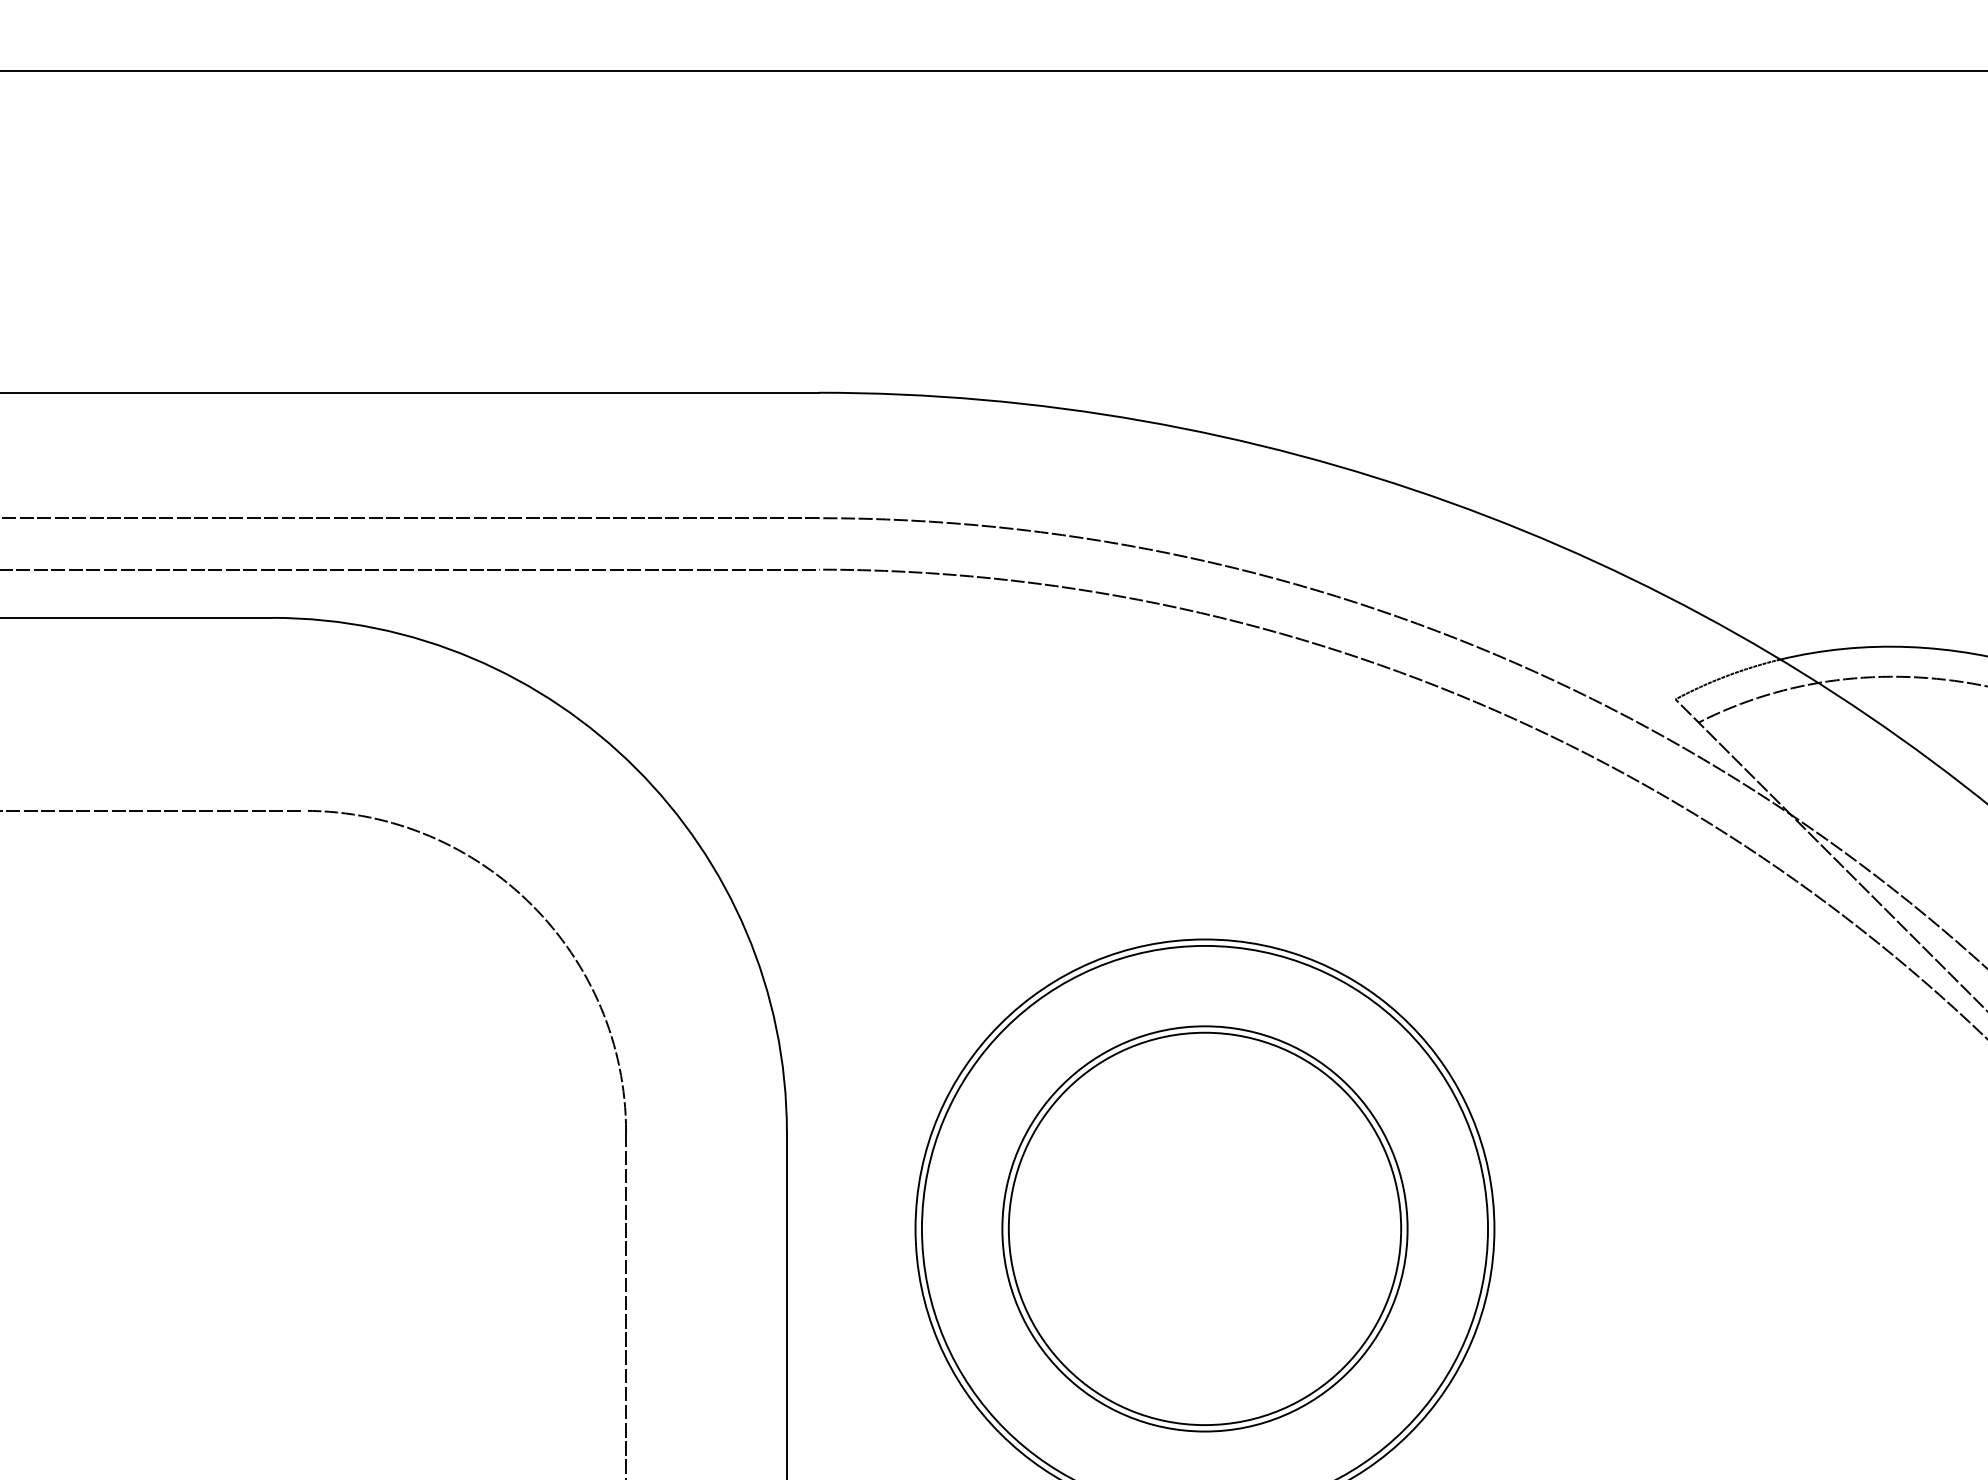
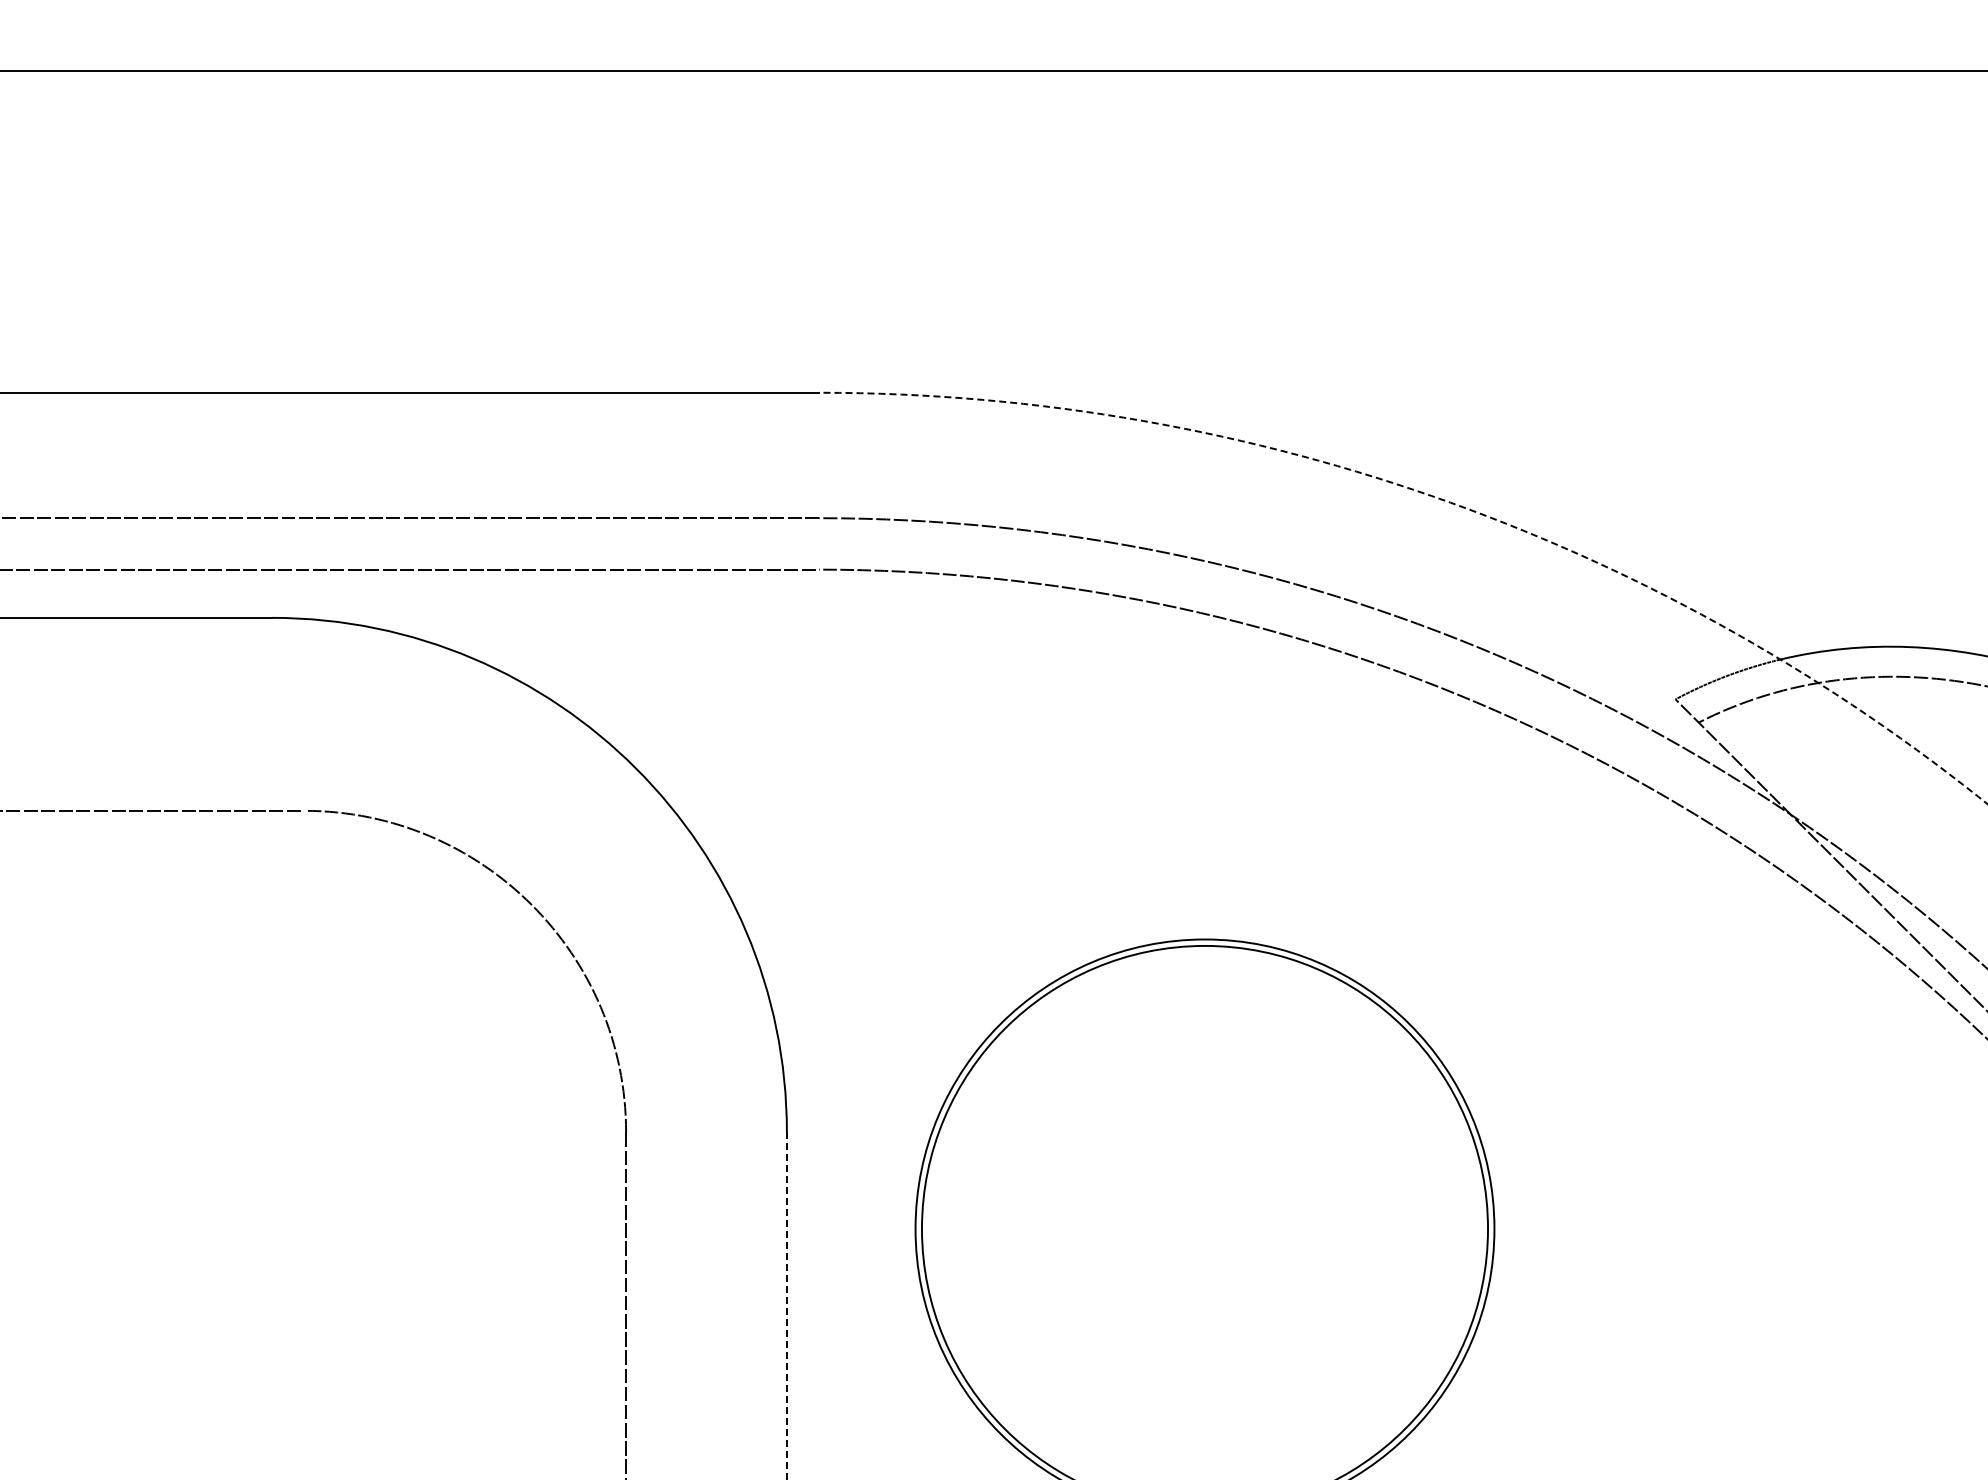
arc: solid -> dashed (1441, 499)
part: present -> none (1204, 1228)
line: solid -> dashed (786, 1306)
